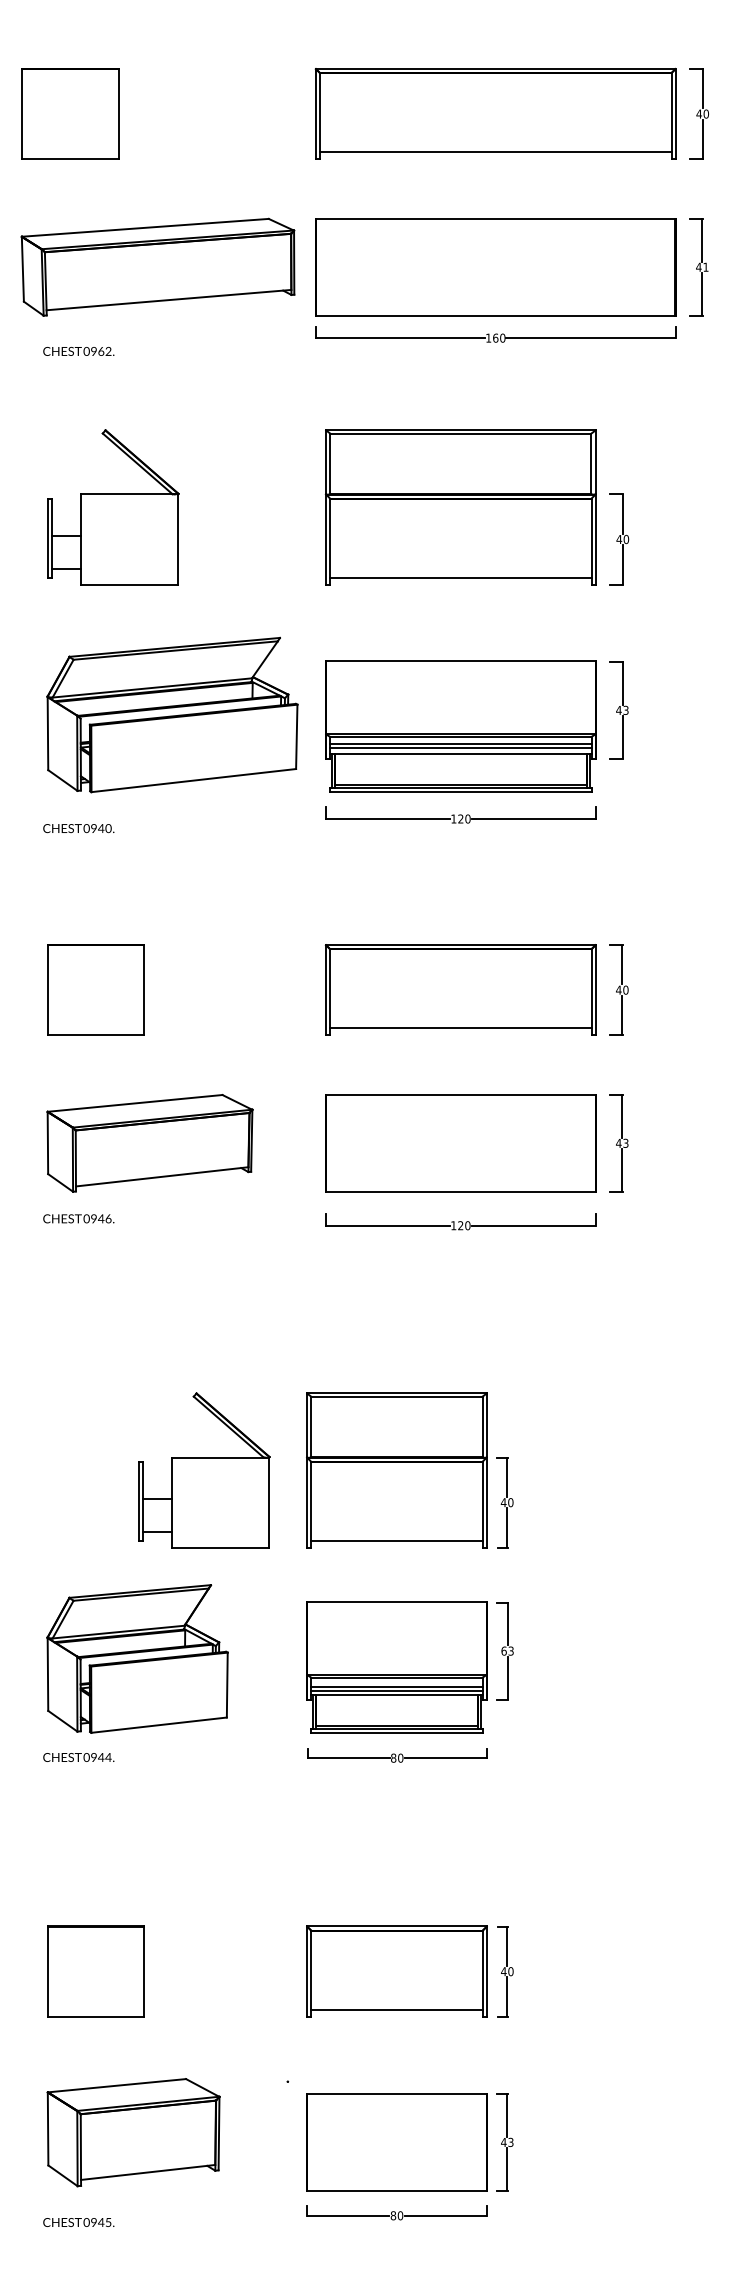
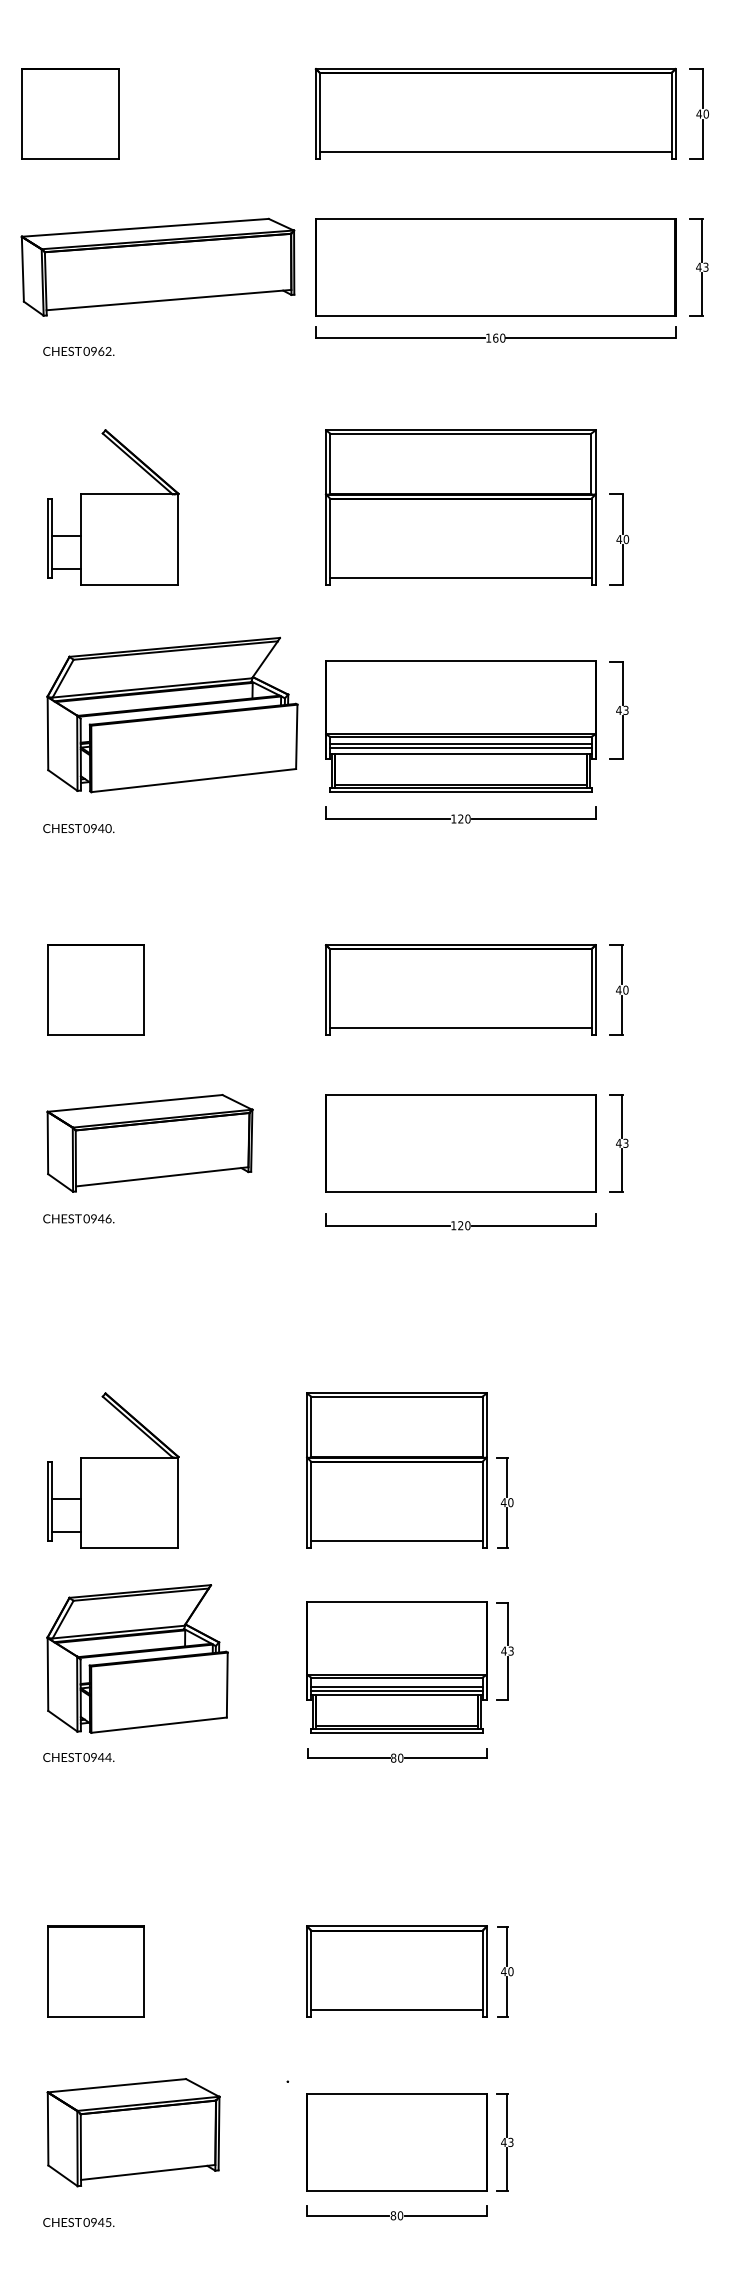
text: 41 -> 43 (705, 266)
part position: (204, 1470) -> (113, 1470) (113, 1470)
text: 63 -> 43 (503, 1650)
